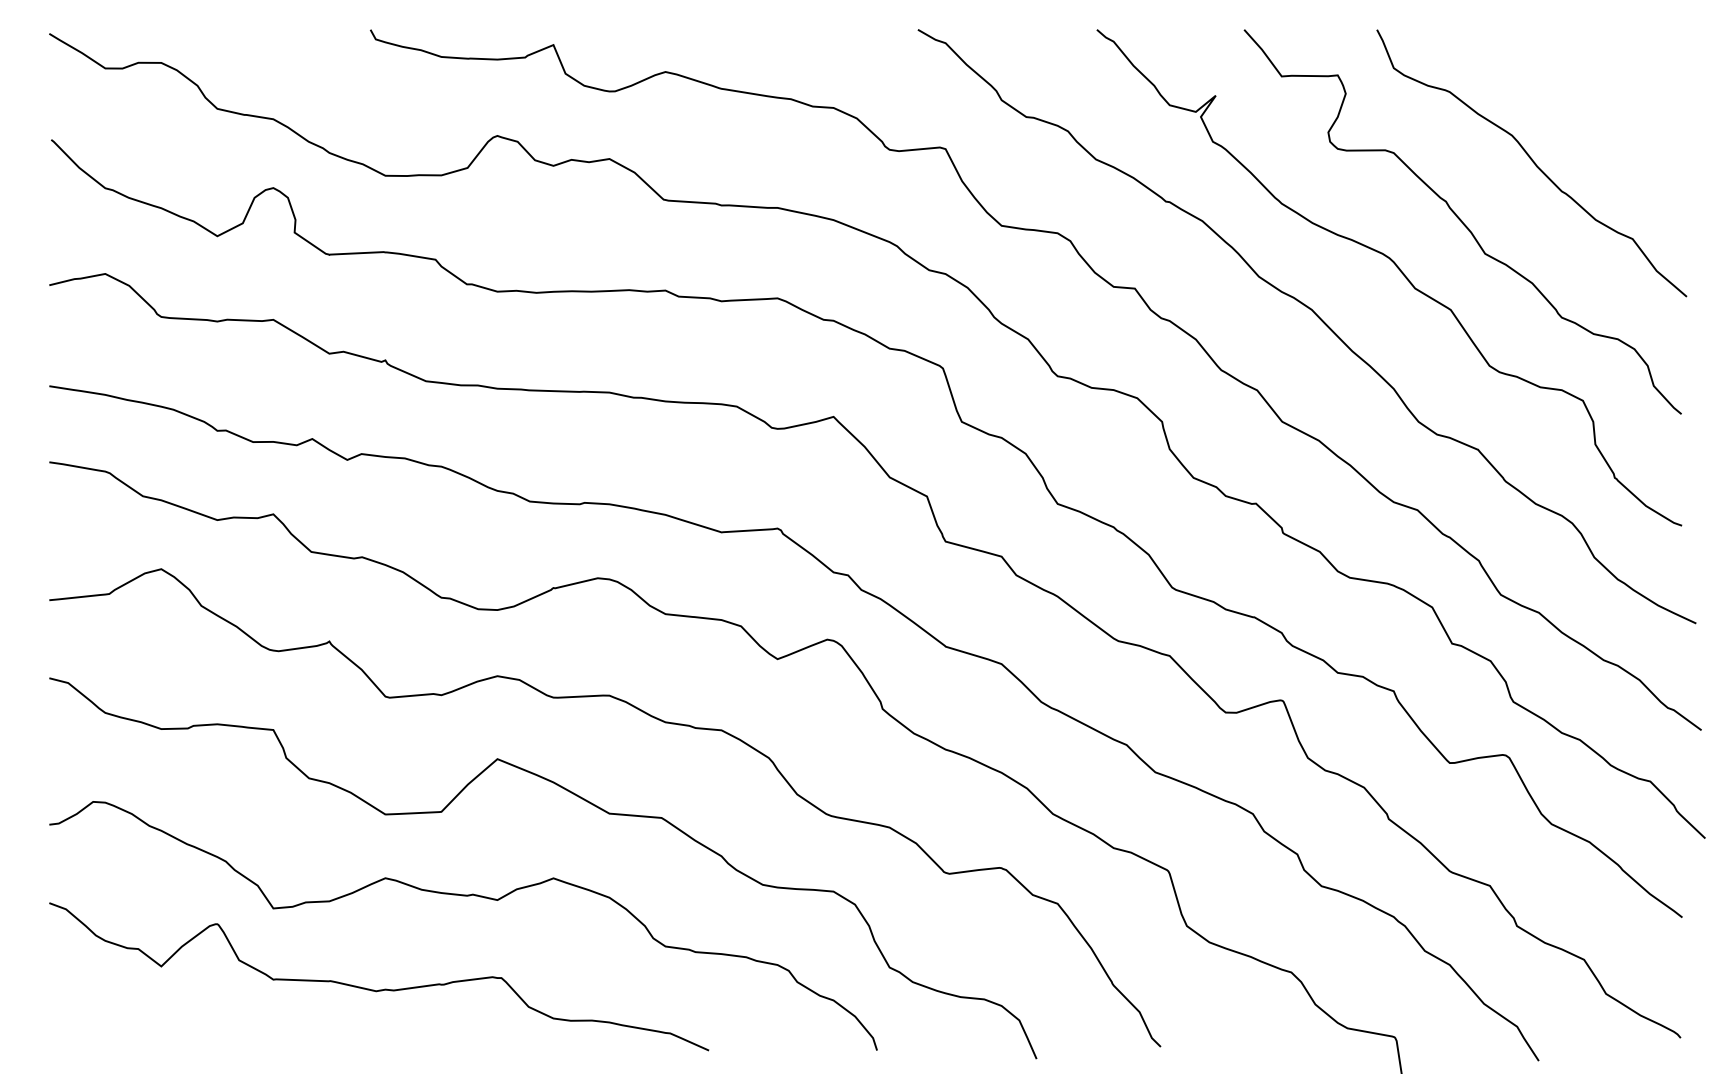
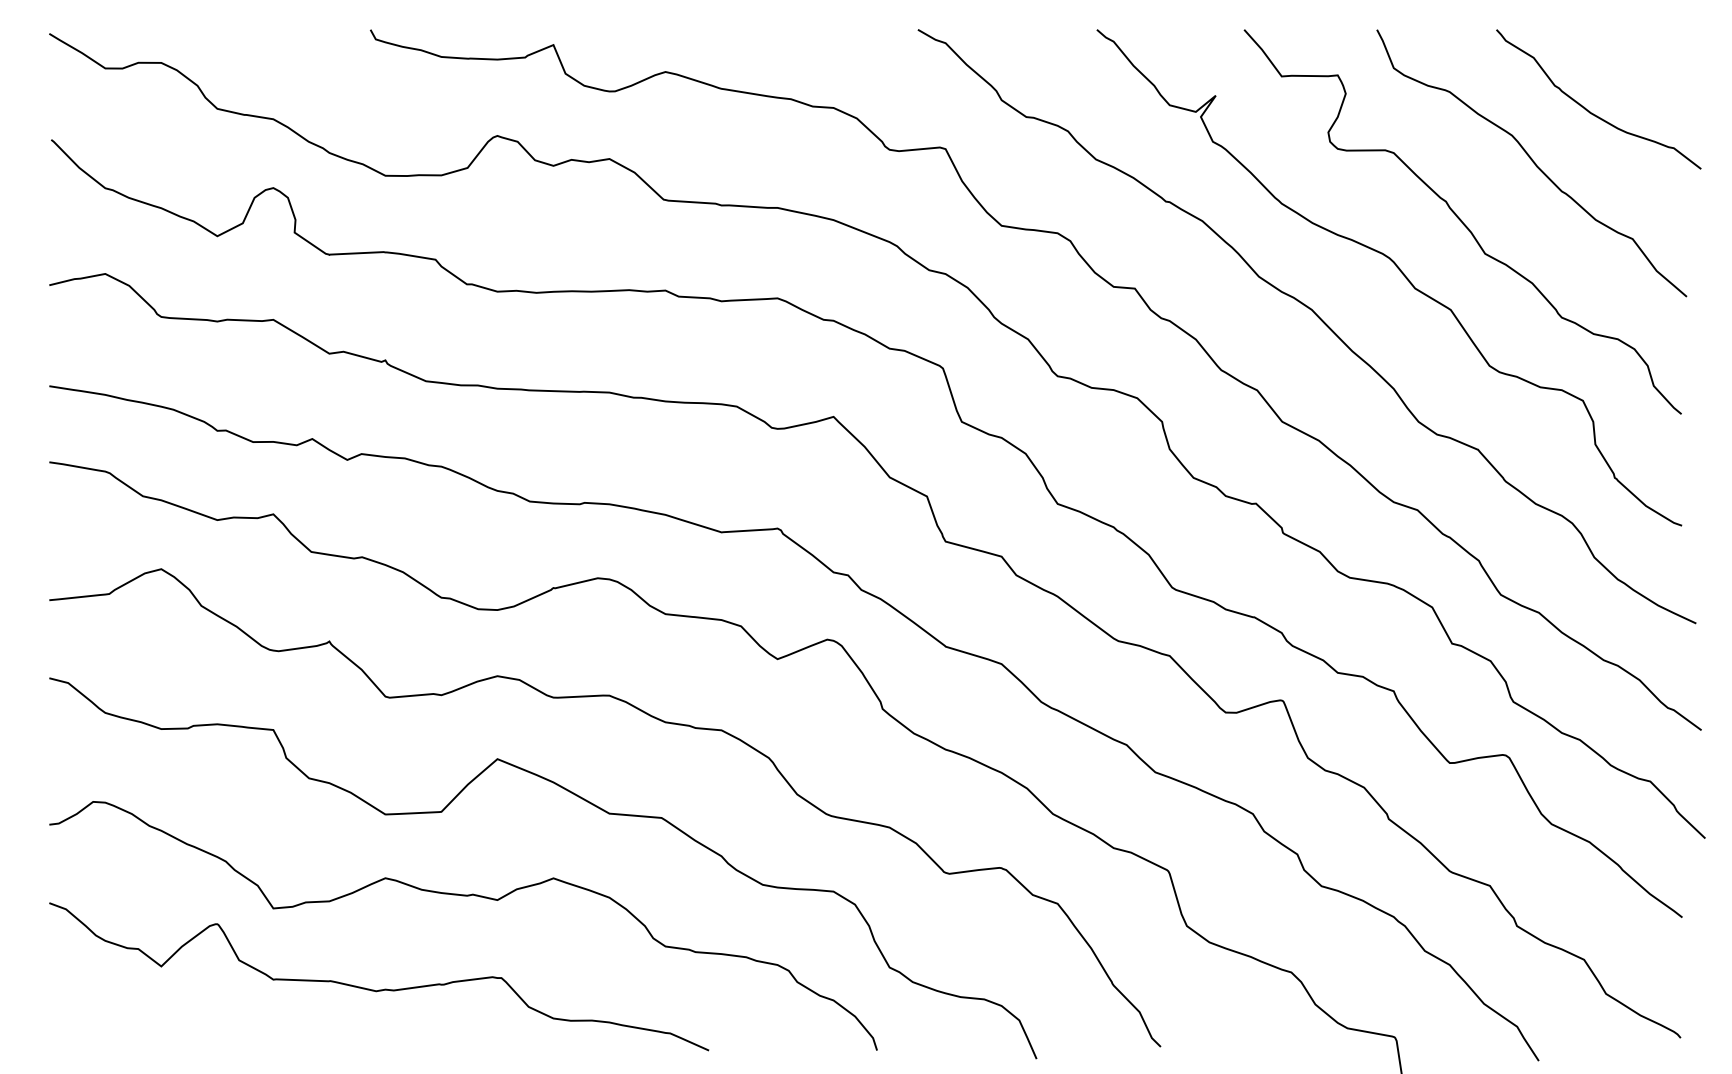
curve: none -> present (1589, 110)
